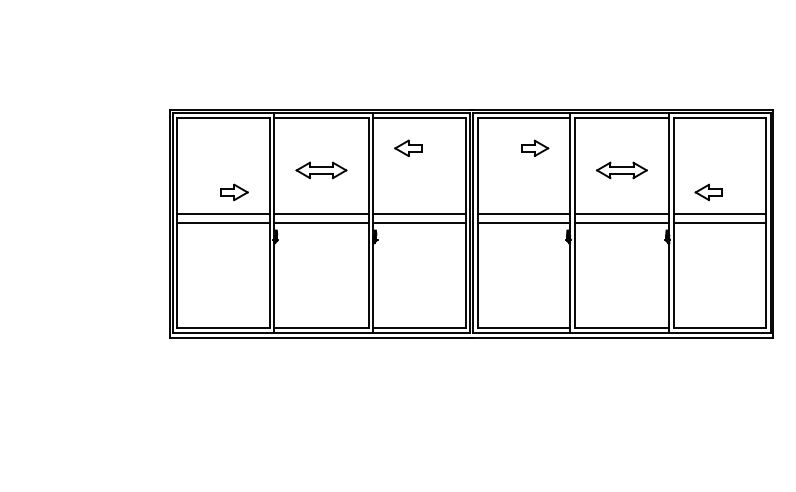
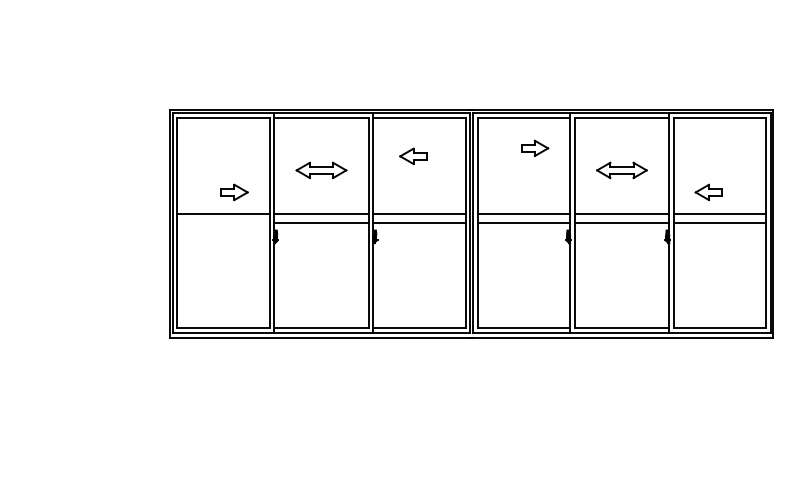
part position: (408, 147) -> (413, 155) (413, 155)
line: present -> none (223, 223)
